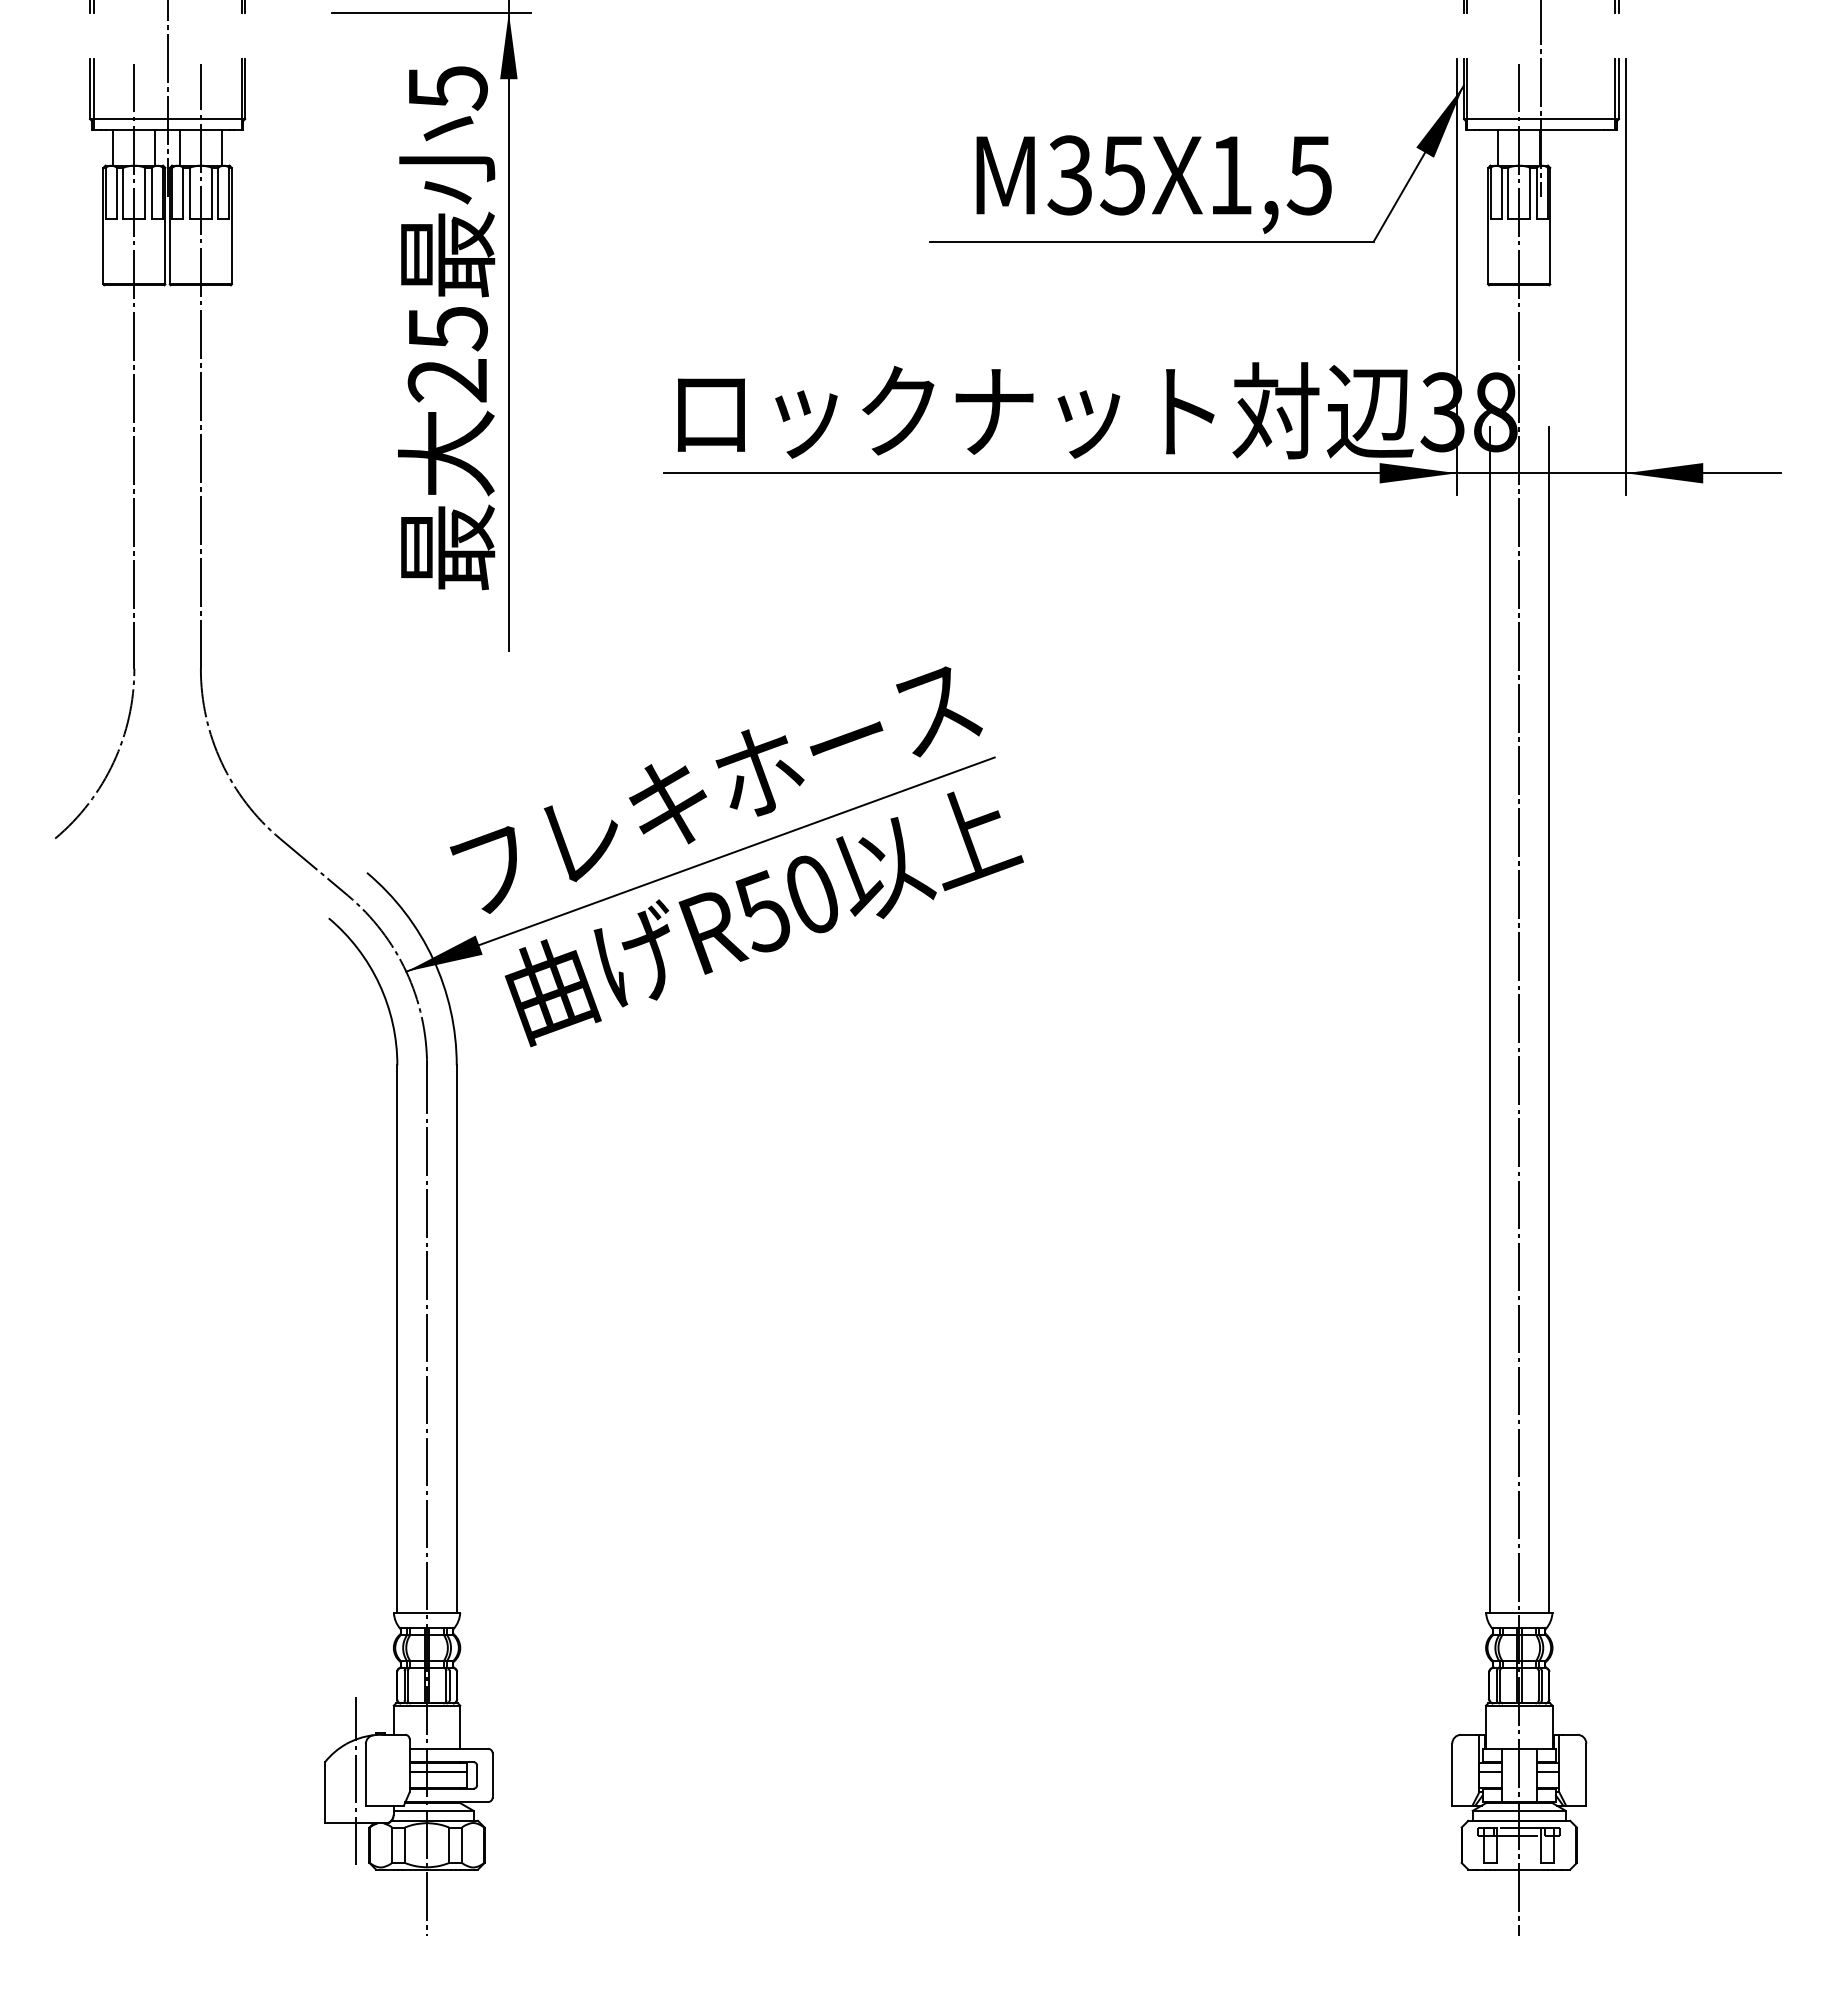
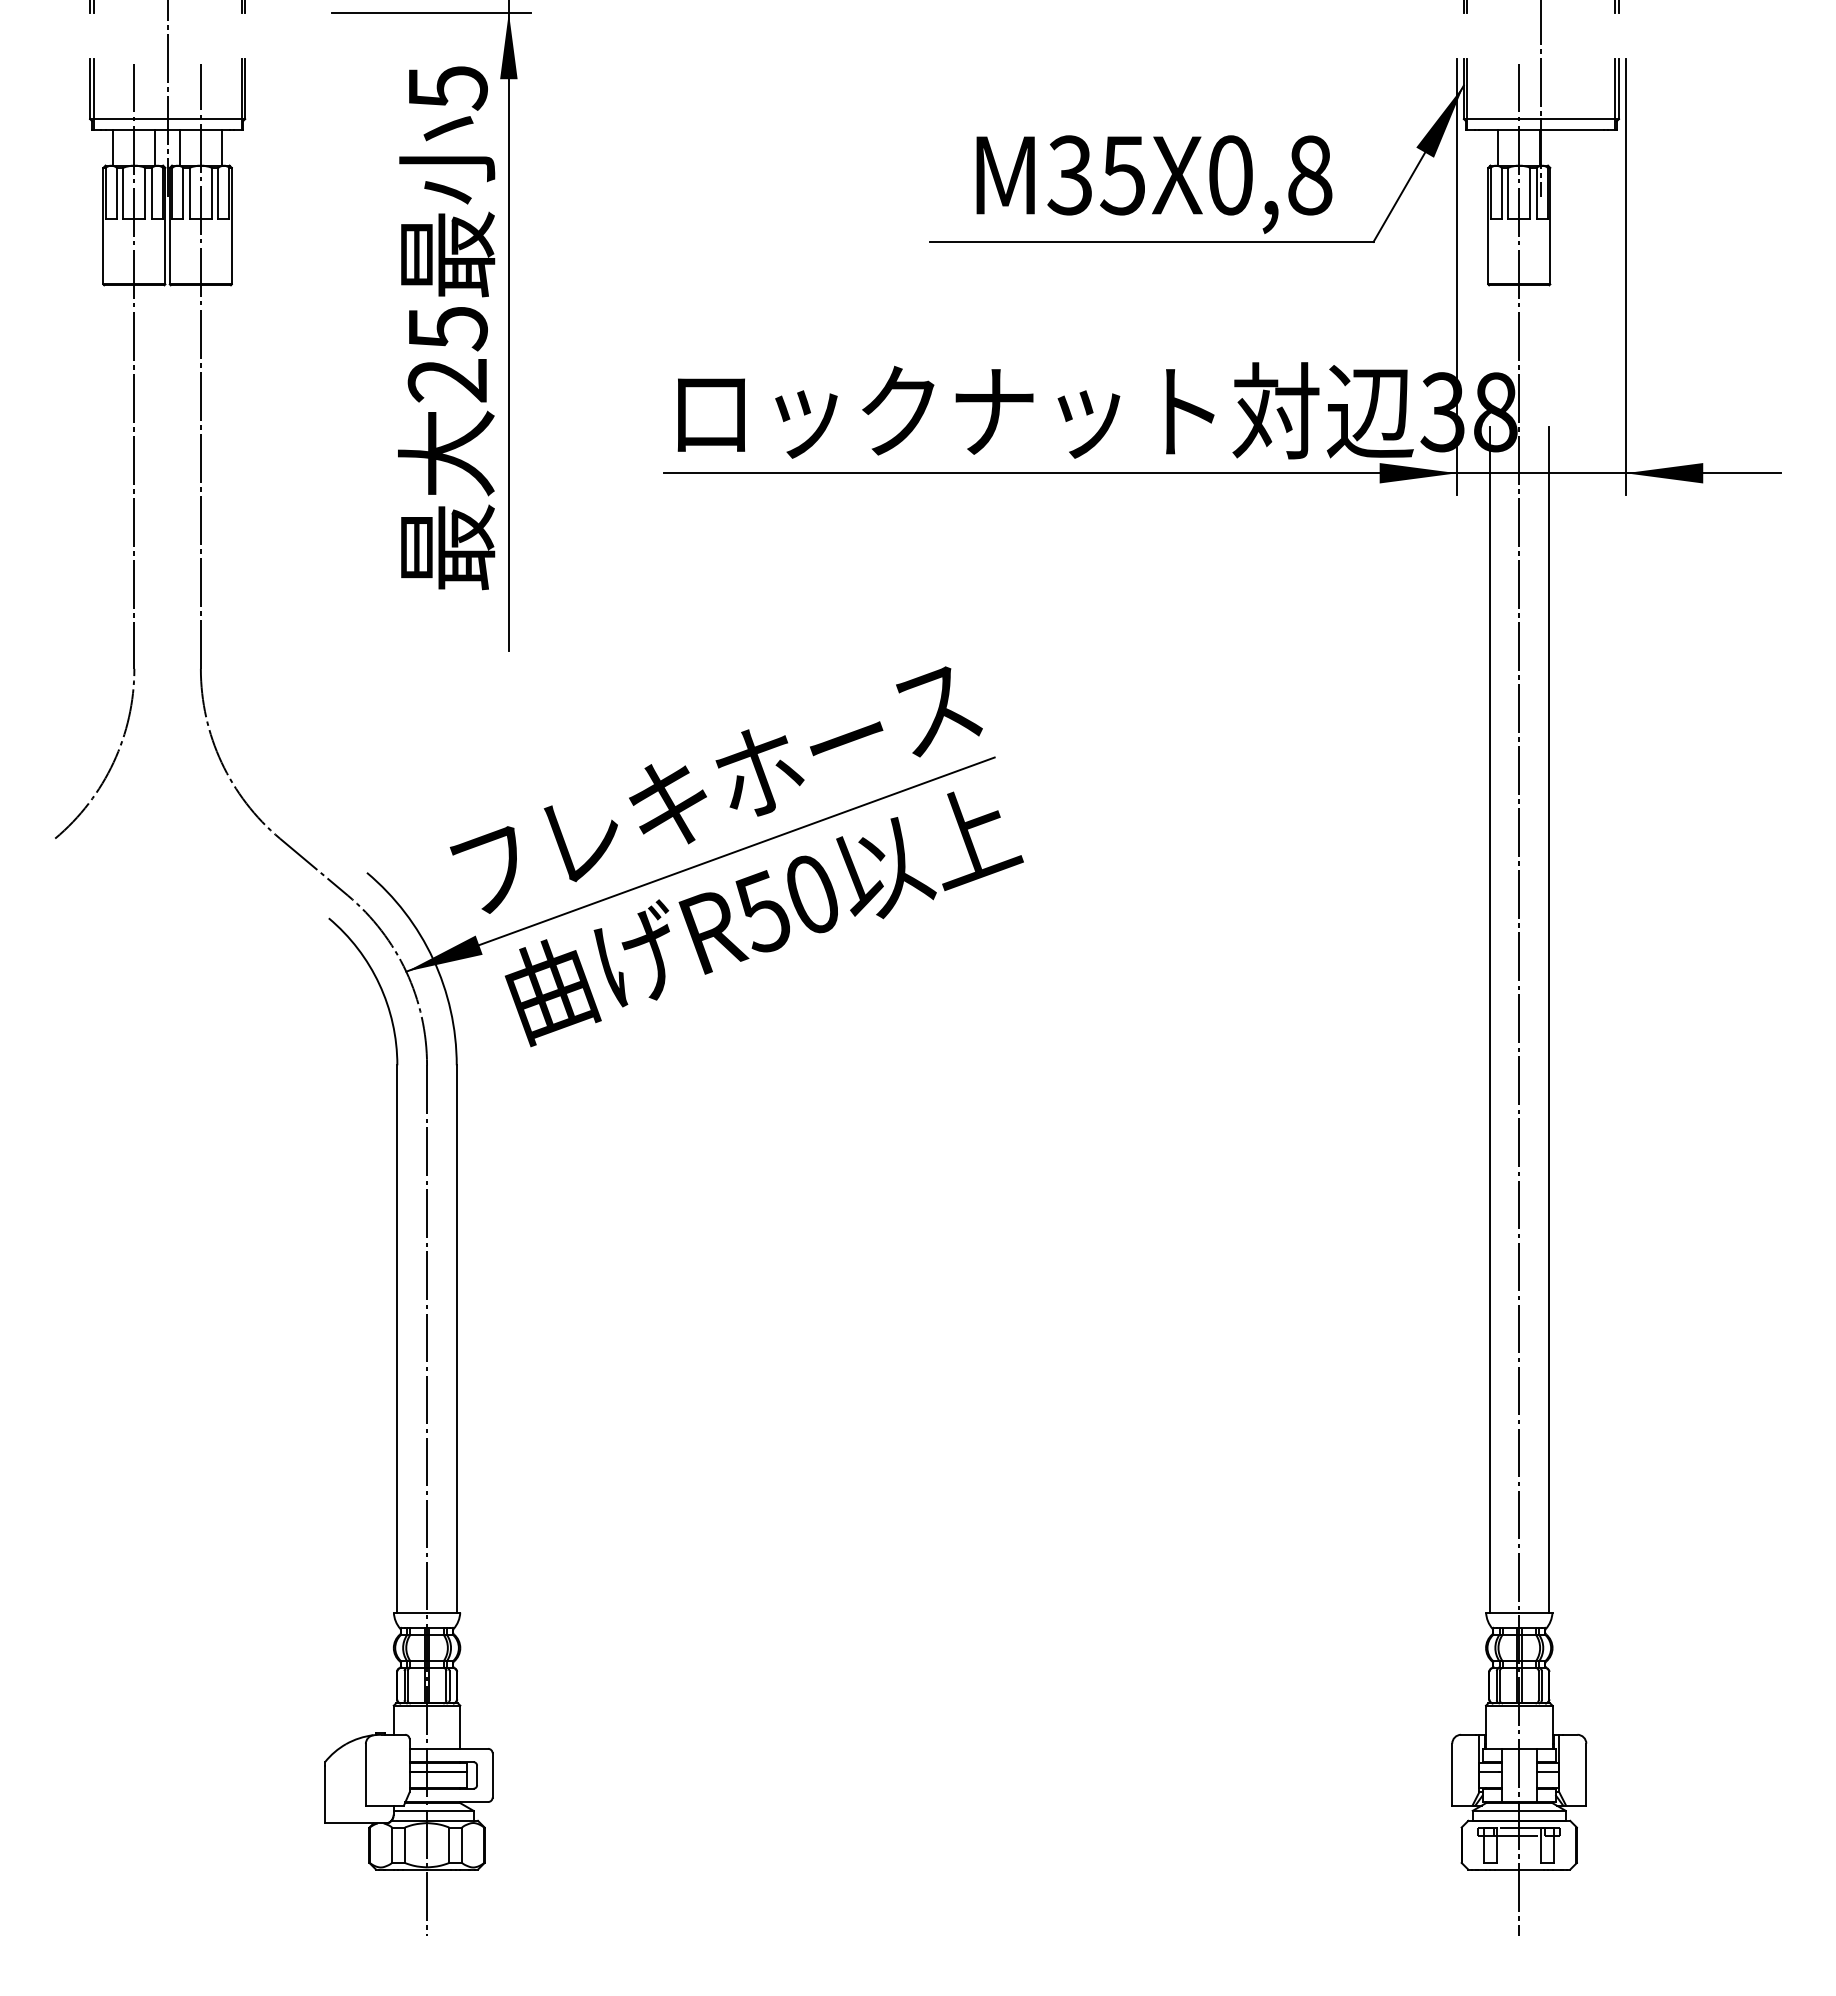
text: M35X1,5 -> M35X0,8 (1270, 175)
line: present -> none (356, 1781)
